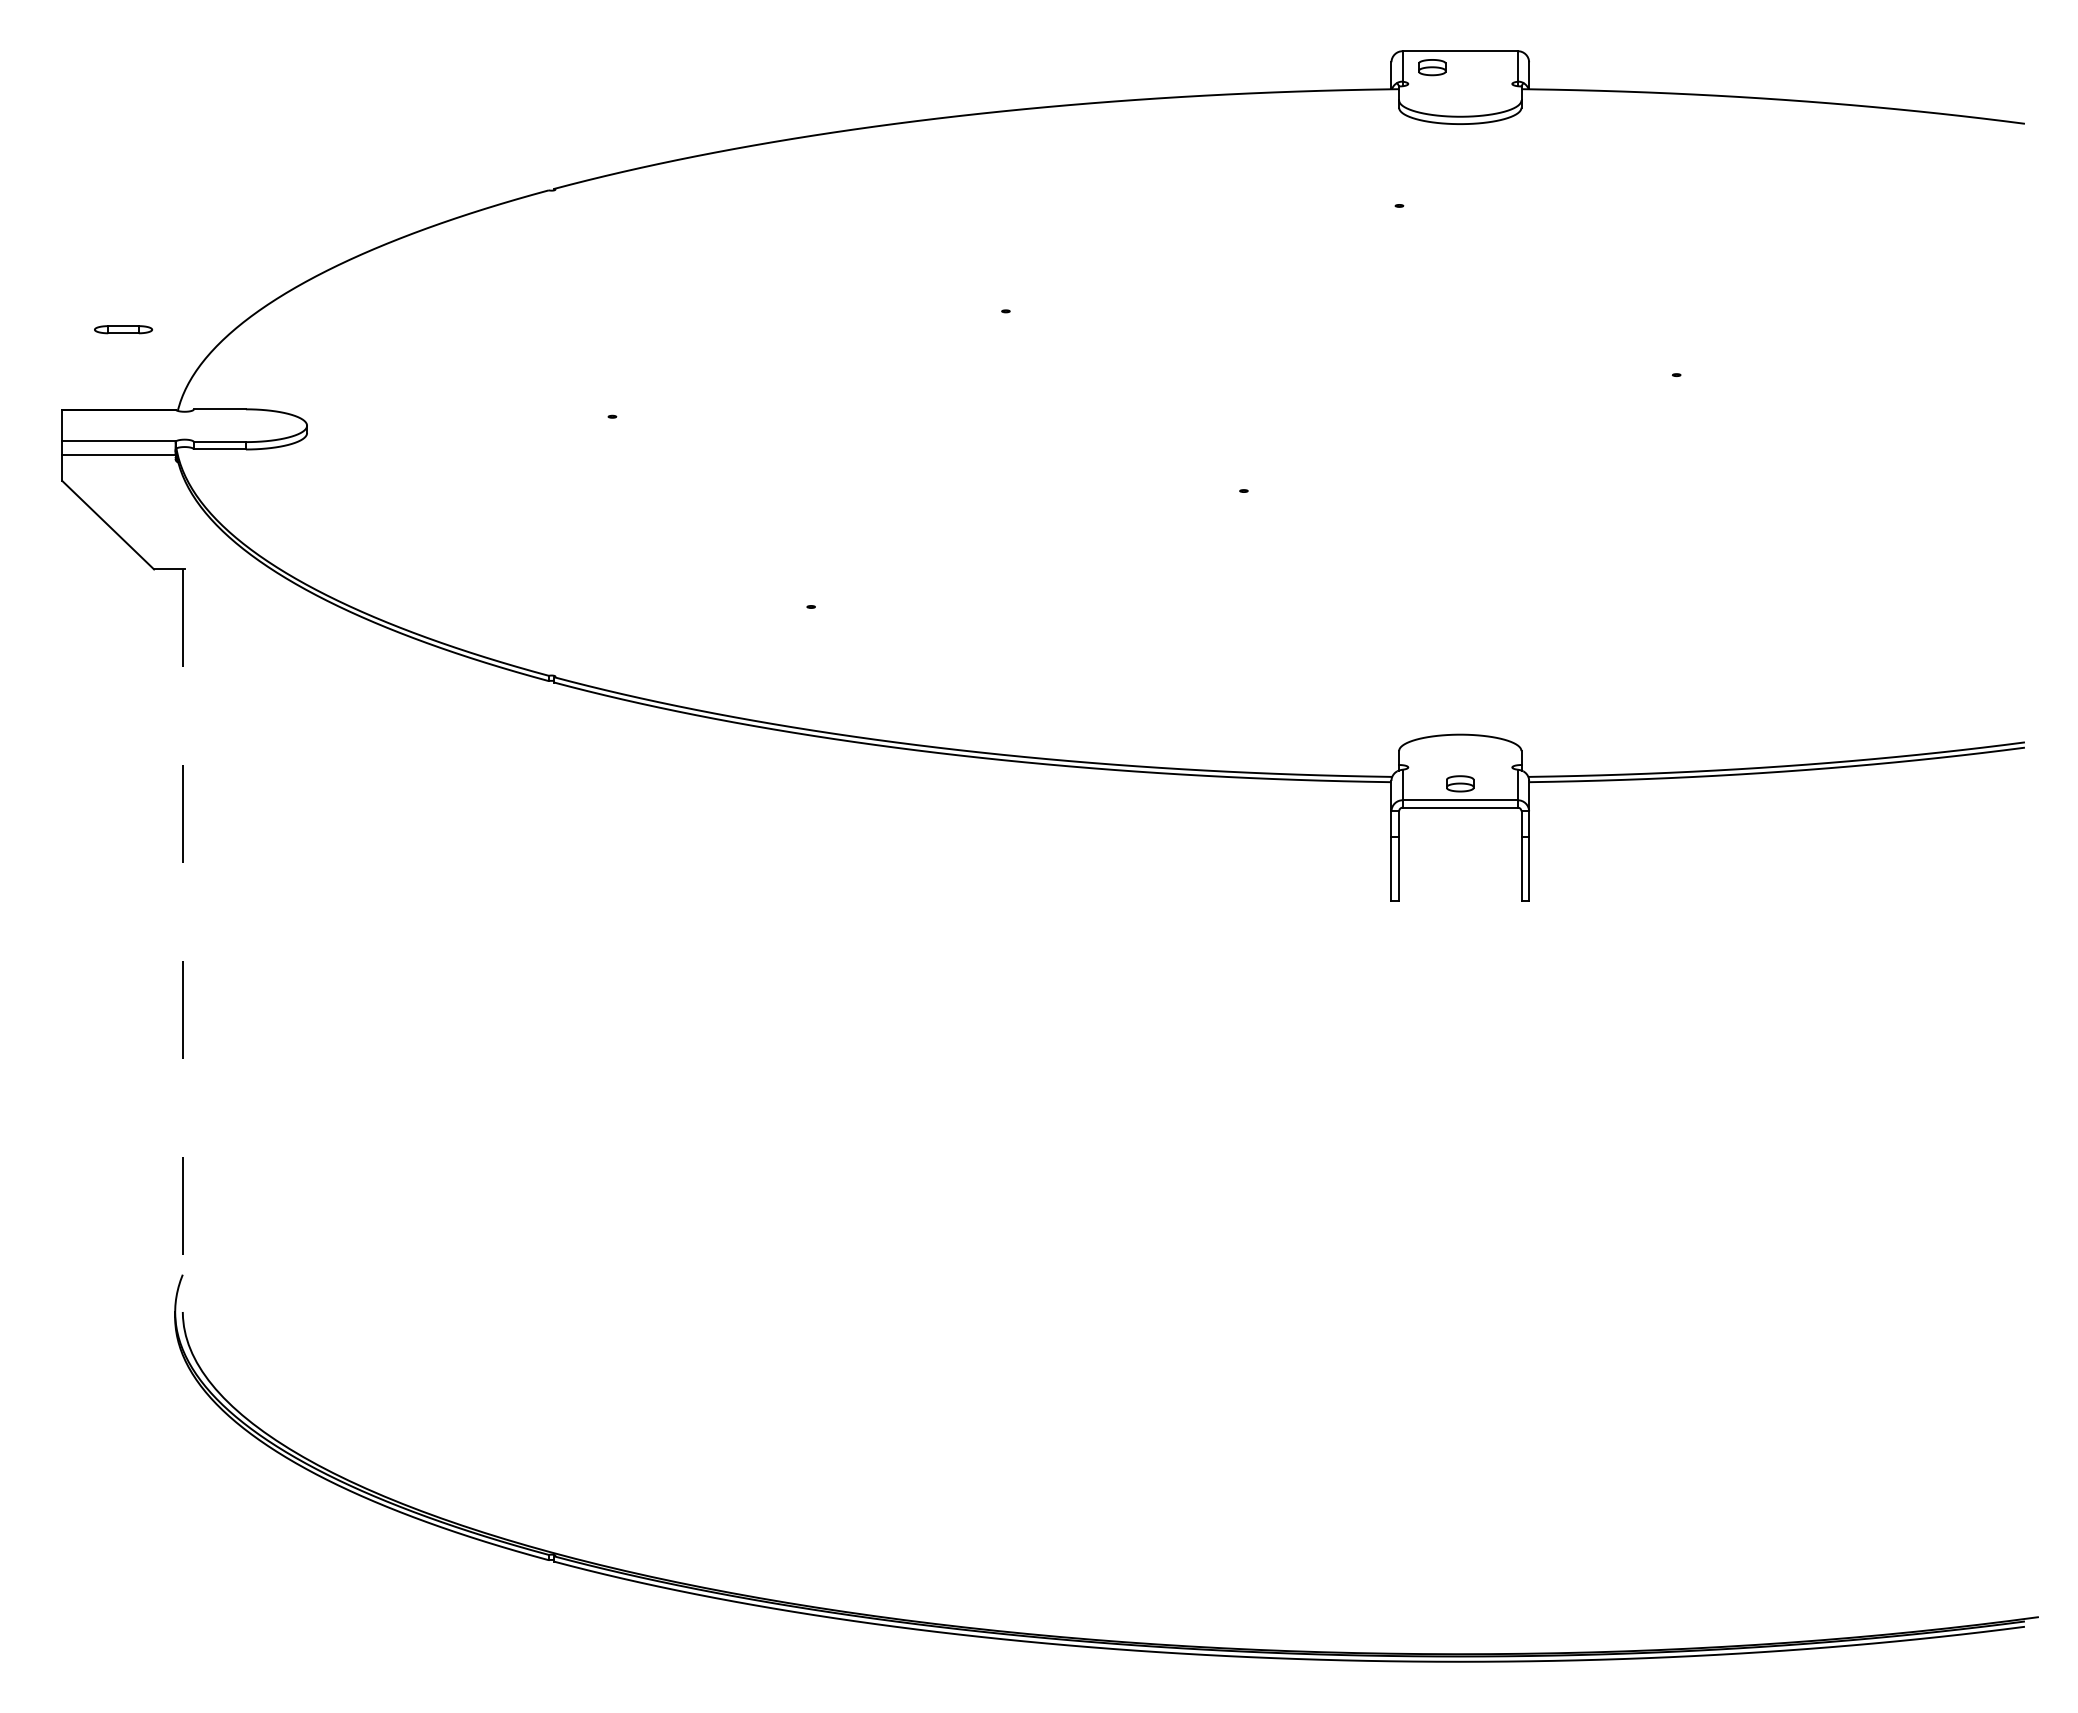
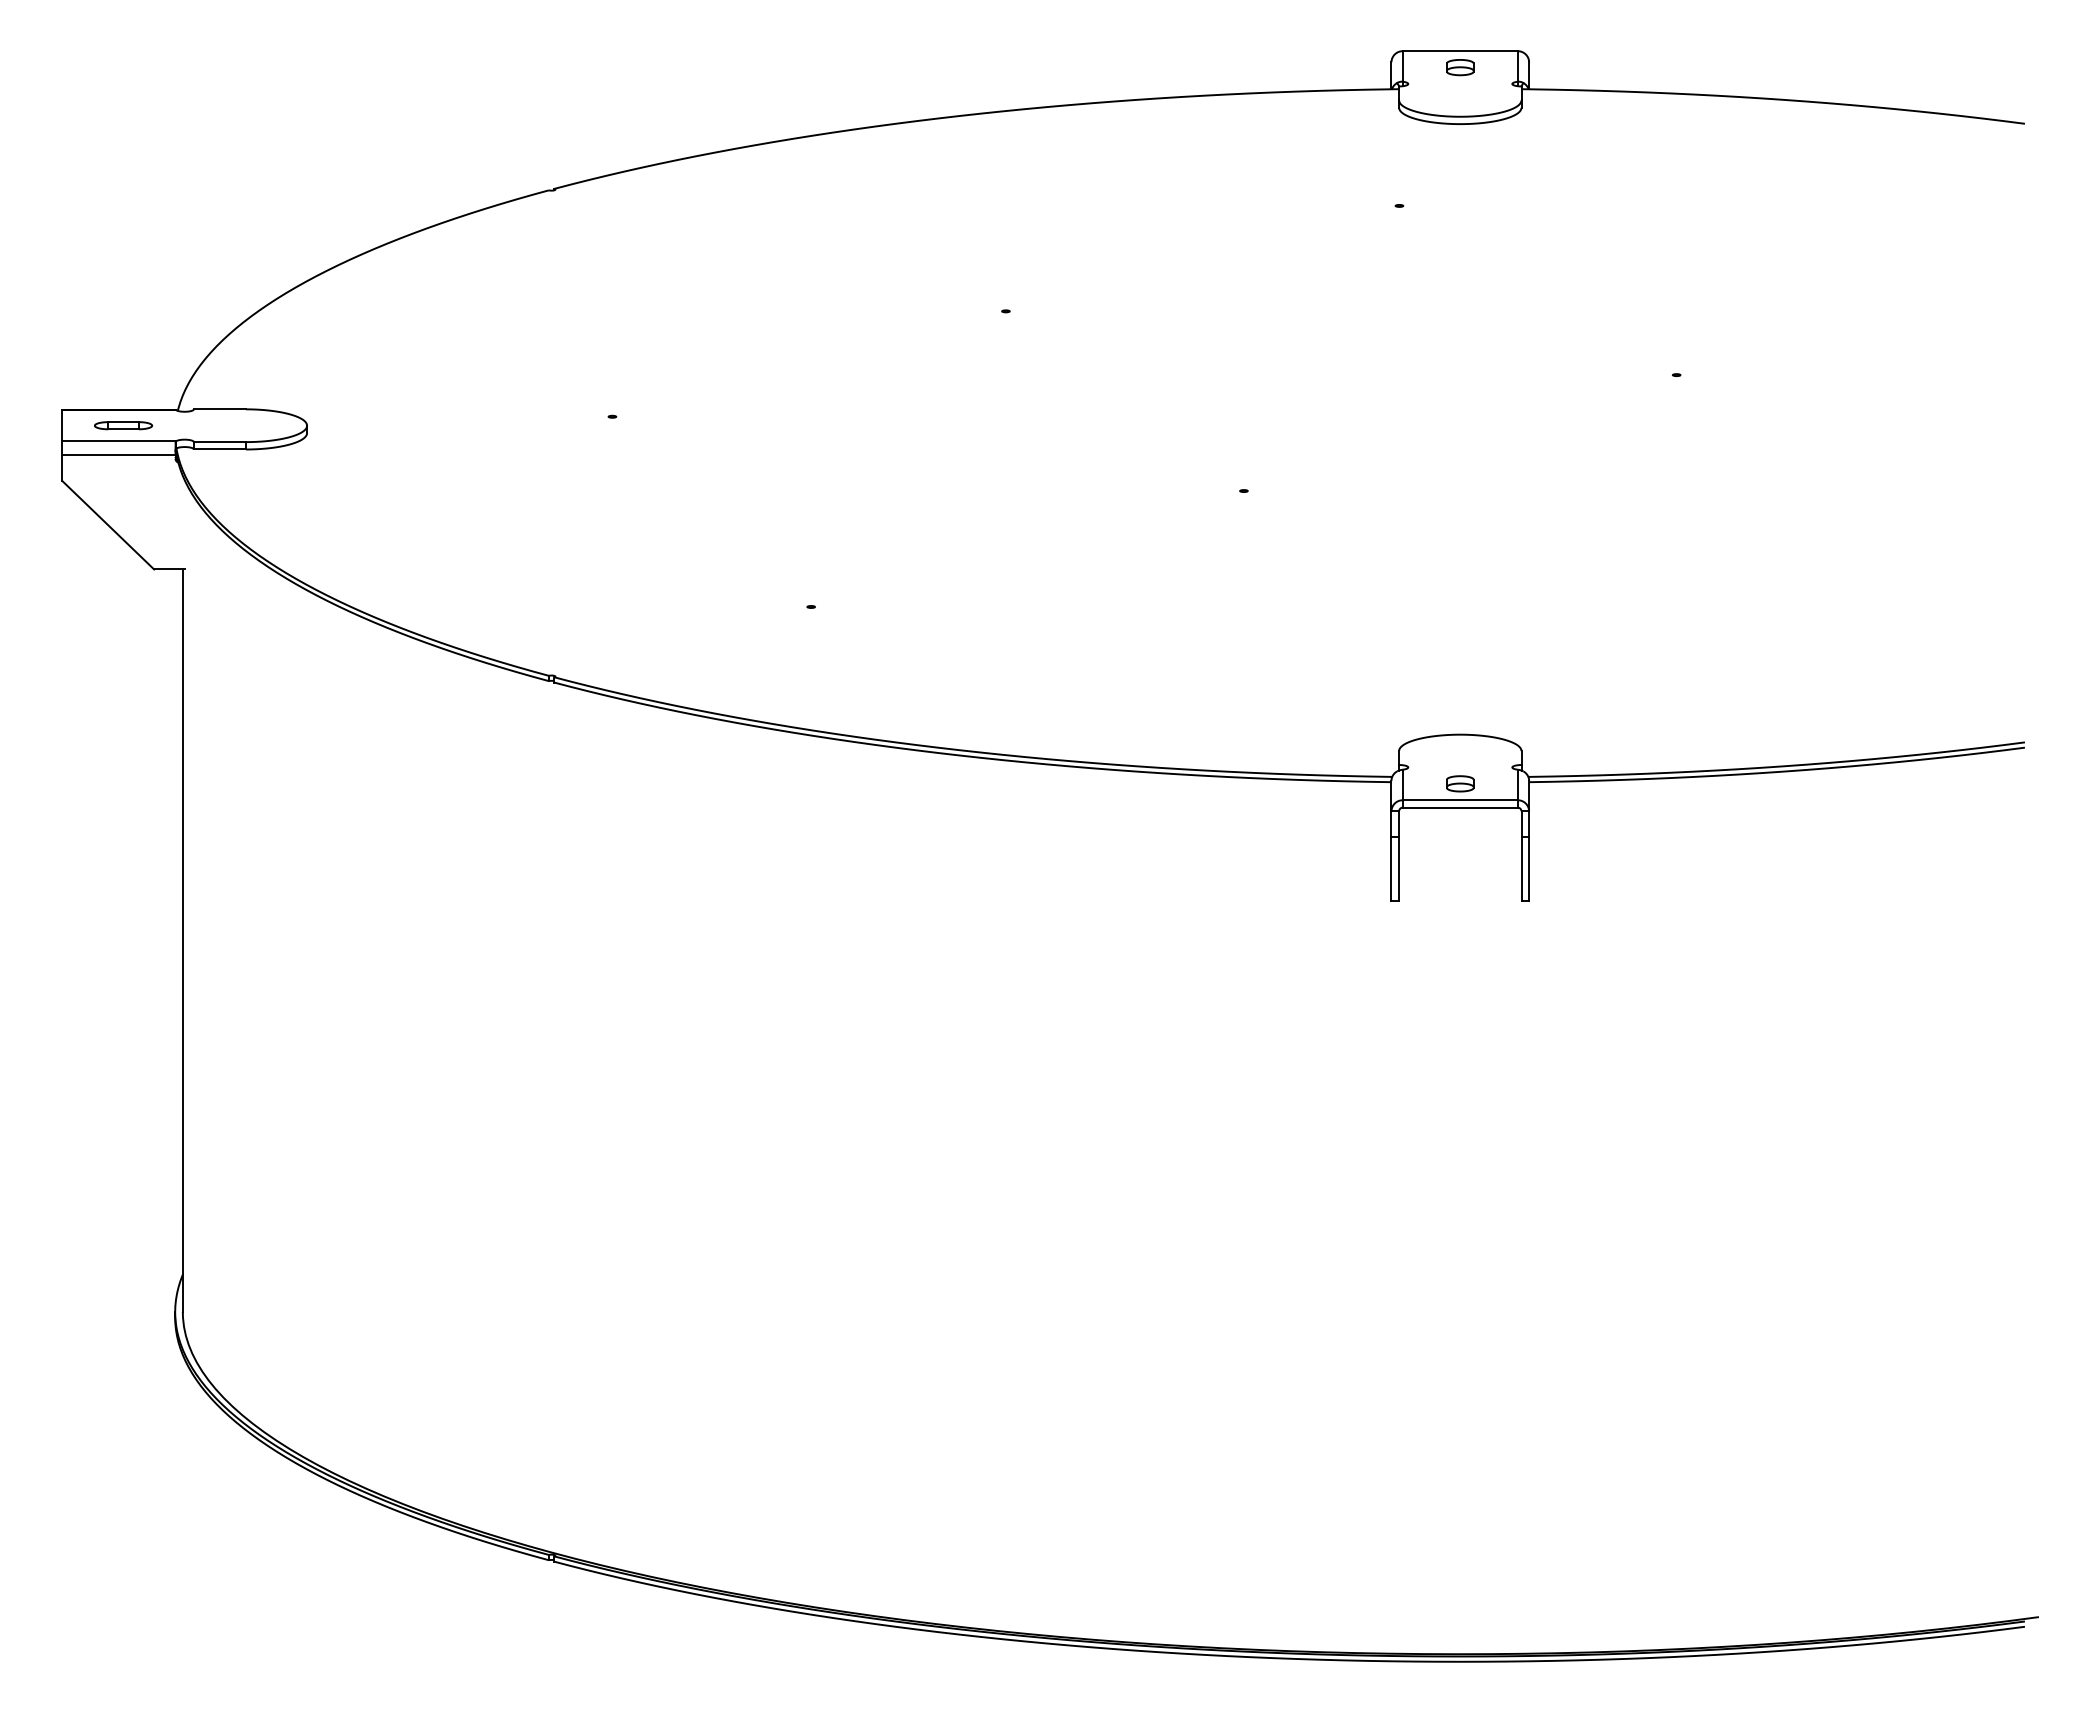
part position: (1432, 67) -> (1460, 67) (1460, 67)
part position: (123, 329) -> (123, 425) (123, 425)
line: dashed -> solid (182, 941)
